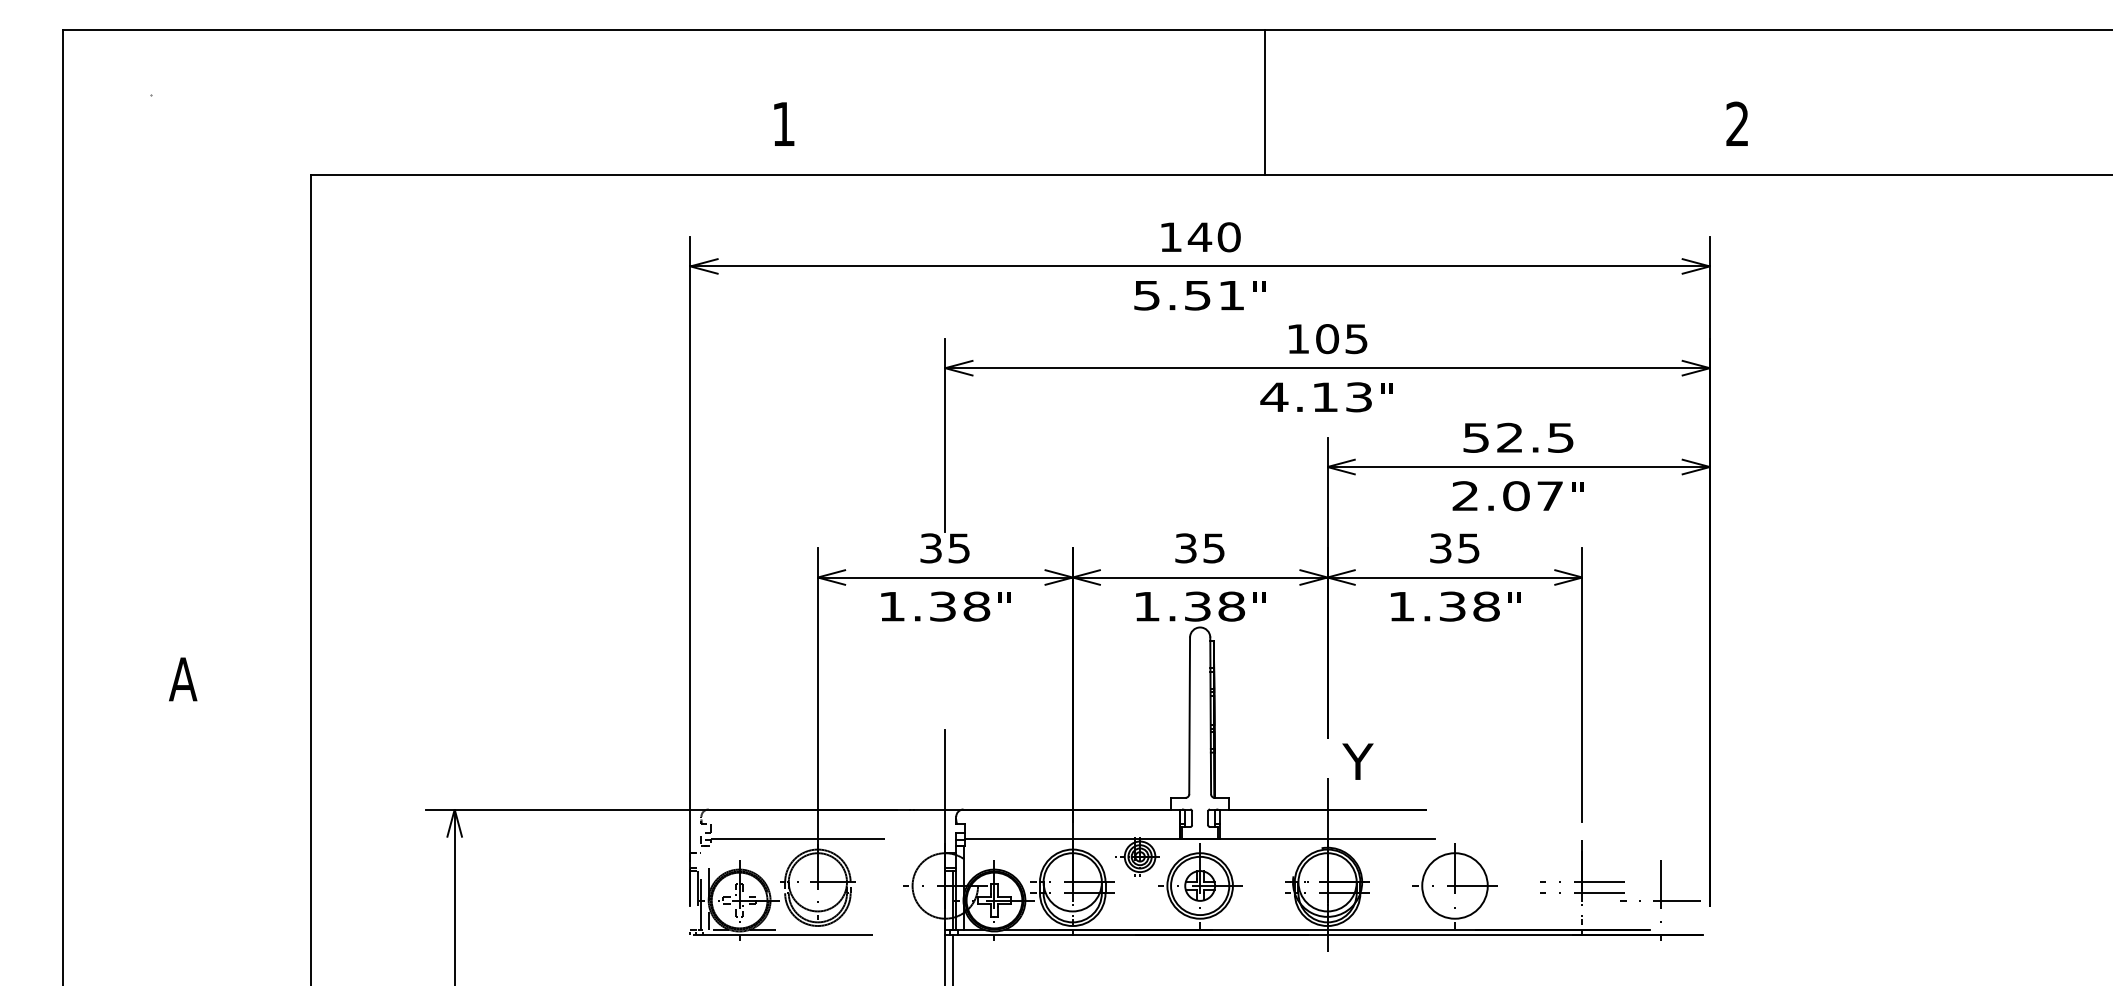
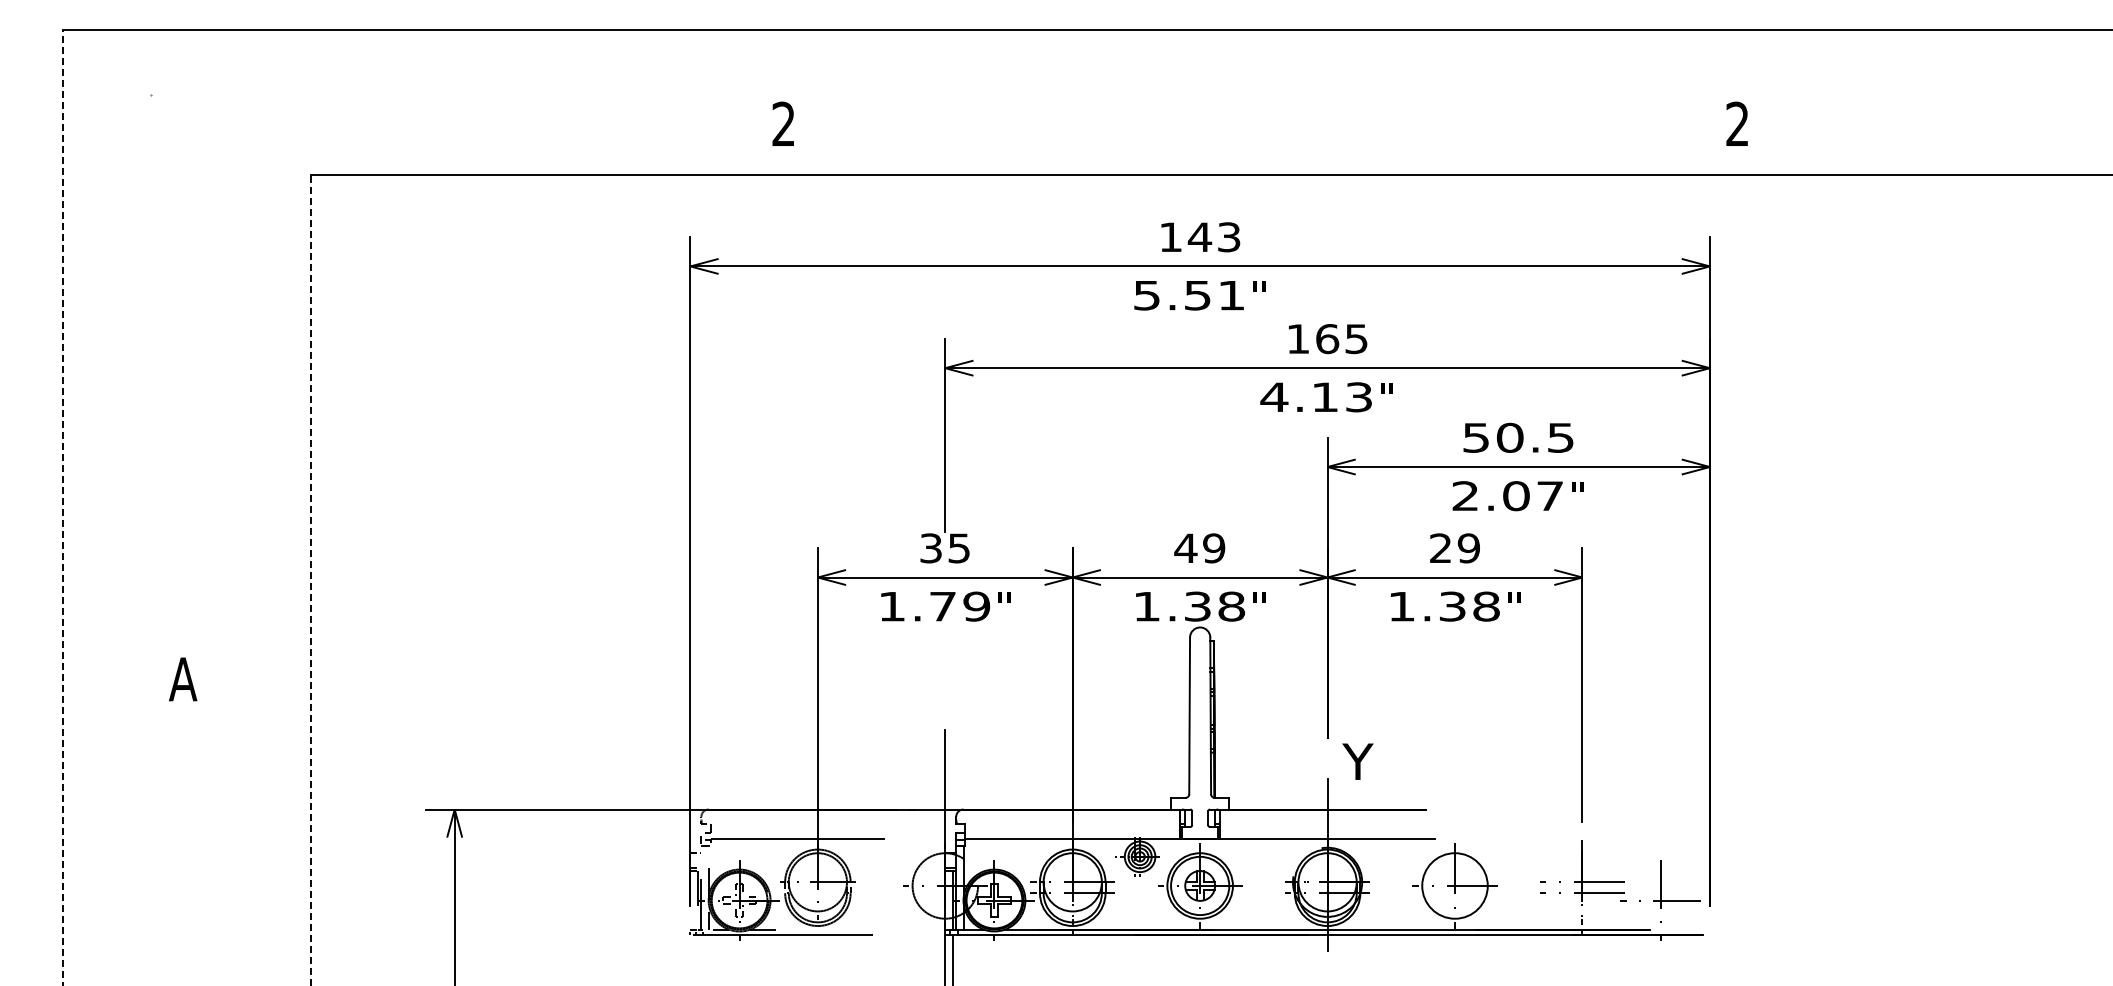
line: present -> none (1264, 102)
text: 1 -> 2 (783, 123)
text: 140 -> 143 (1228, 237)
text: 105 -> 165 (1327, 338)
text: 52.5 -> 50.5 (1509, 437)
line: solid -> dashed (63, 507)
text: 35 -> 49 (1199, 548)
text: 35 -> 29 (1454, 548)
line: solid -> dashed (310, 580)
text: 1.38 -> 1.79 (960, 606)
